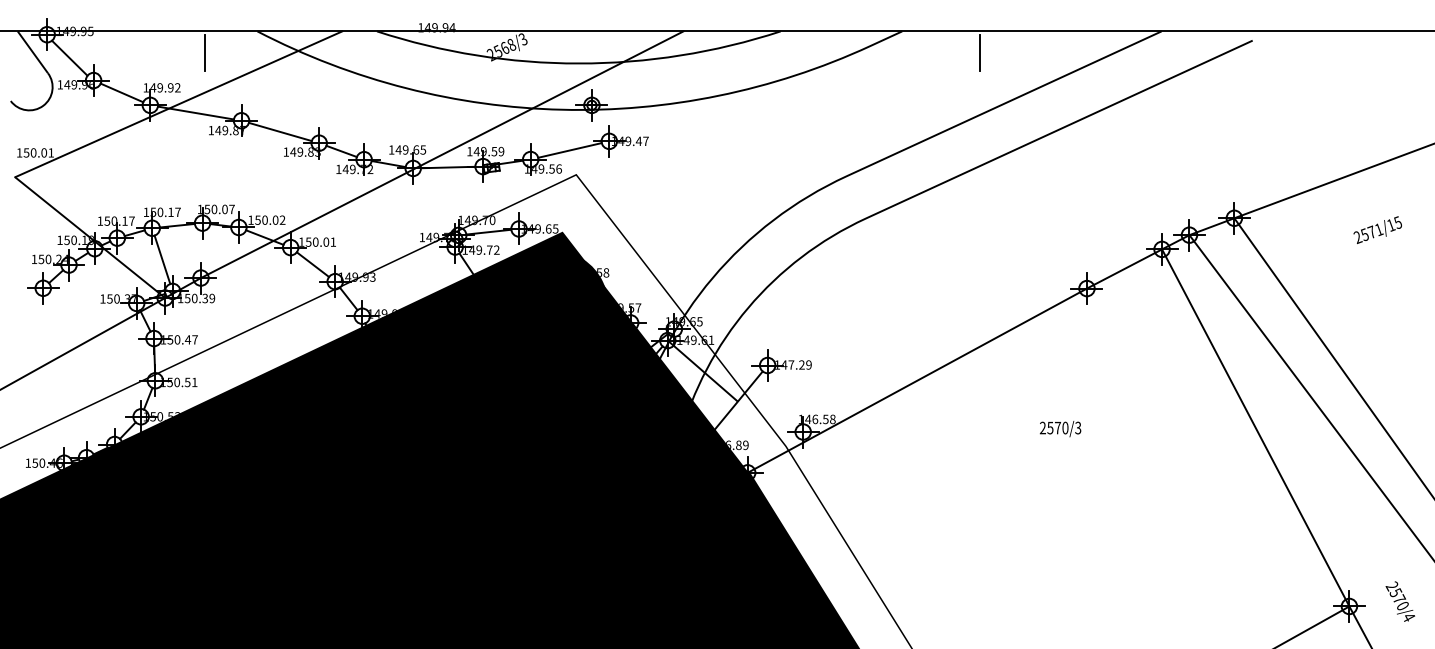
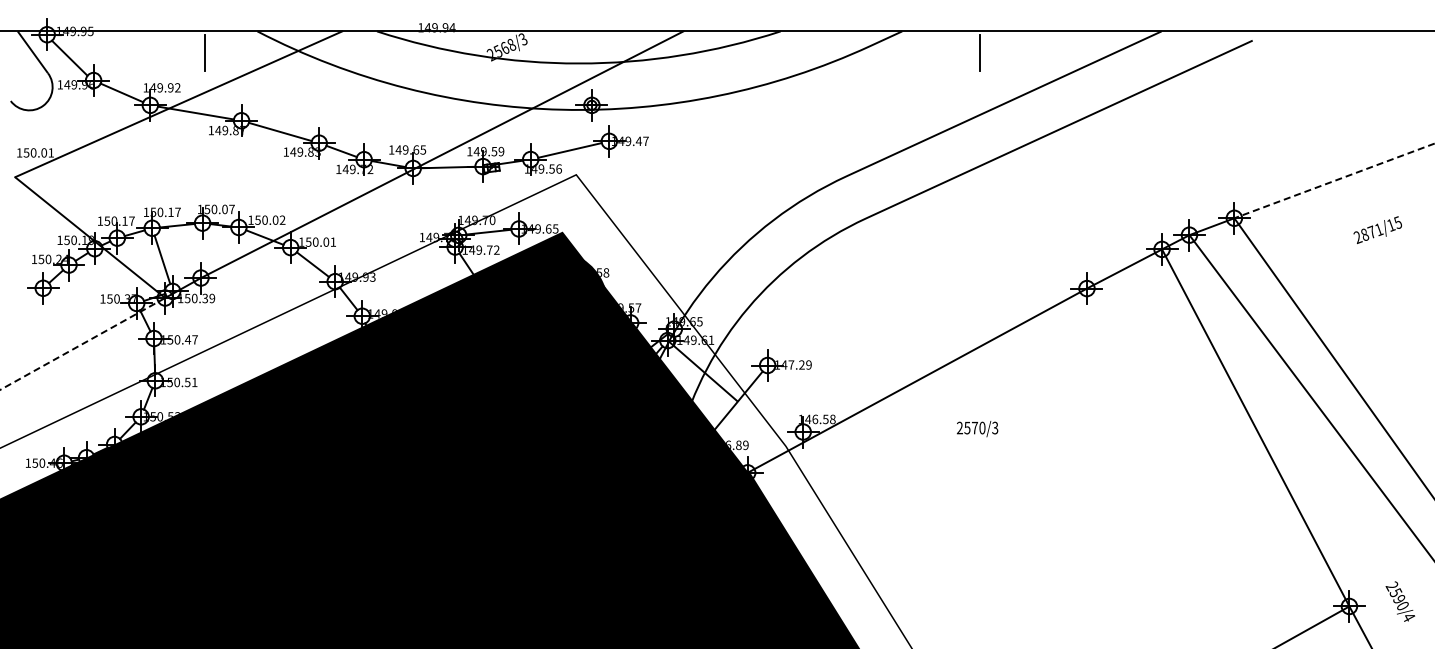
line: solid -> dashed (1334, 180)
text: 2571/15 -> 2871/15 (1365, 234)
line: solid -> dashed (82, 344)
text position: (1060, 429) -> (977, 429) (977, 429)
text: 2570/4 -> 2590/4 (1399, 598)
